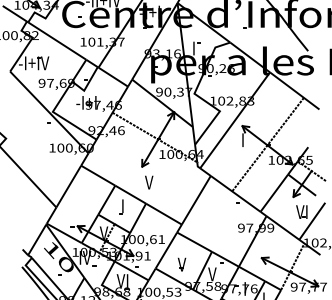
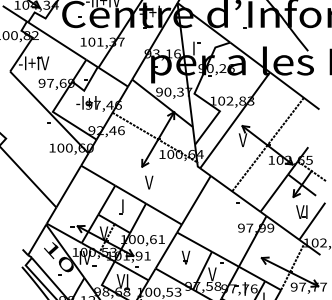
text: I -> V (242, 139)
part position: (181, 264) -> (185, 257) (185, 257)
